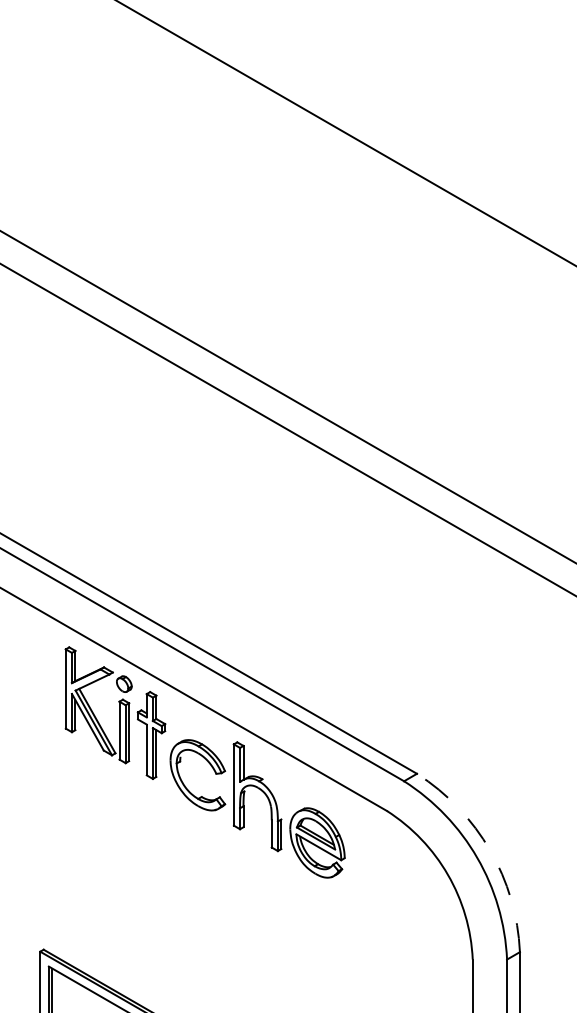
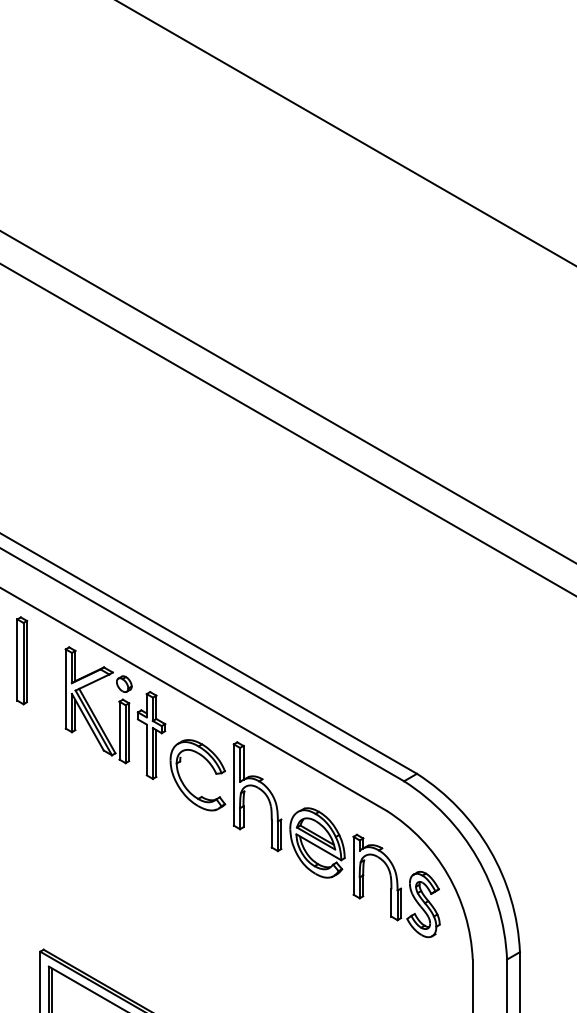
part: none -> present (22, 660)
arc: dashed -> solid (490, 850)
part: none -> present (396, 885)
